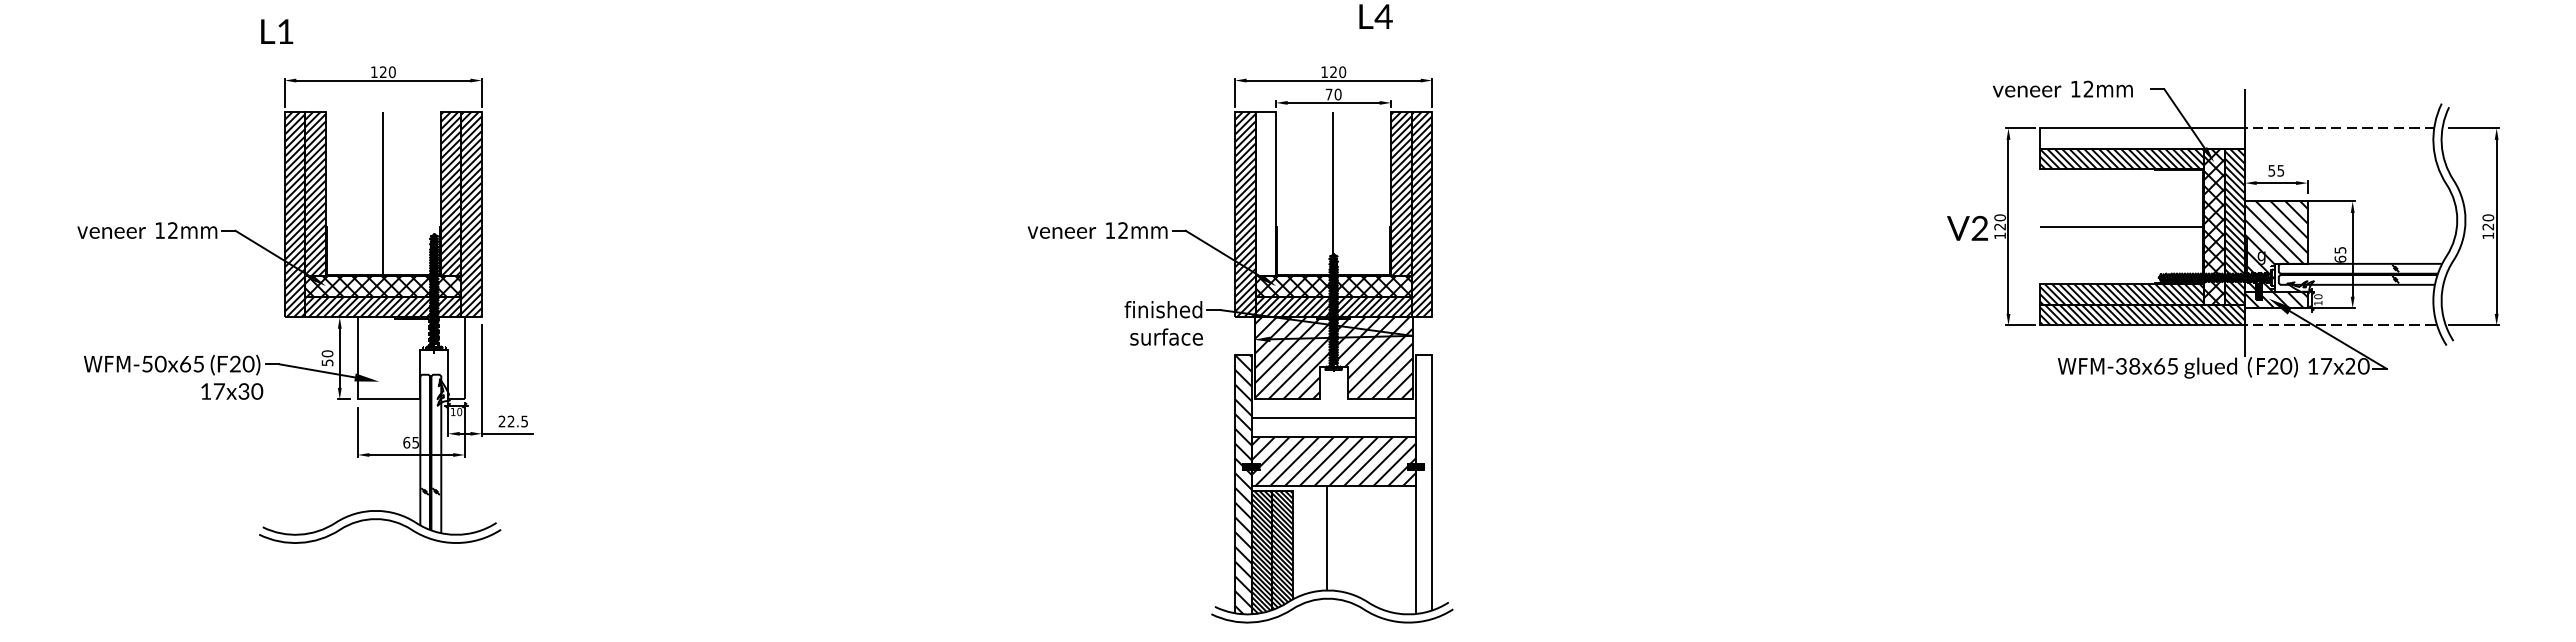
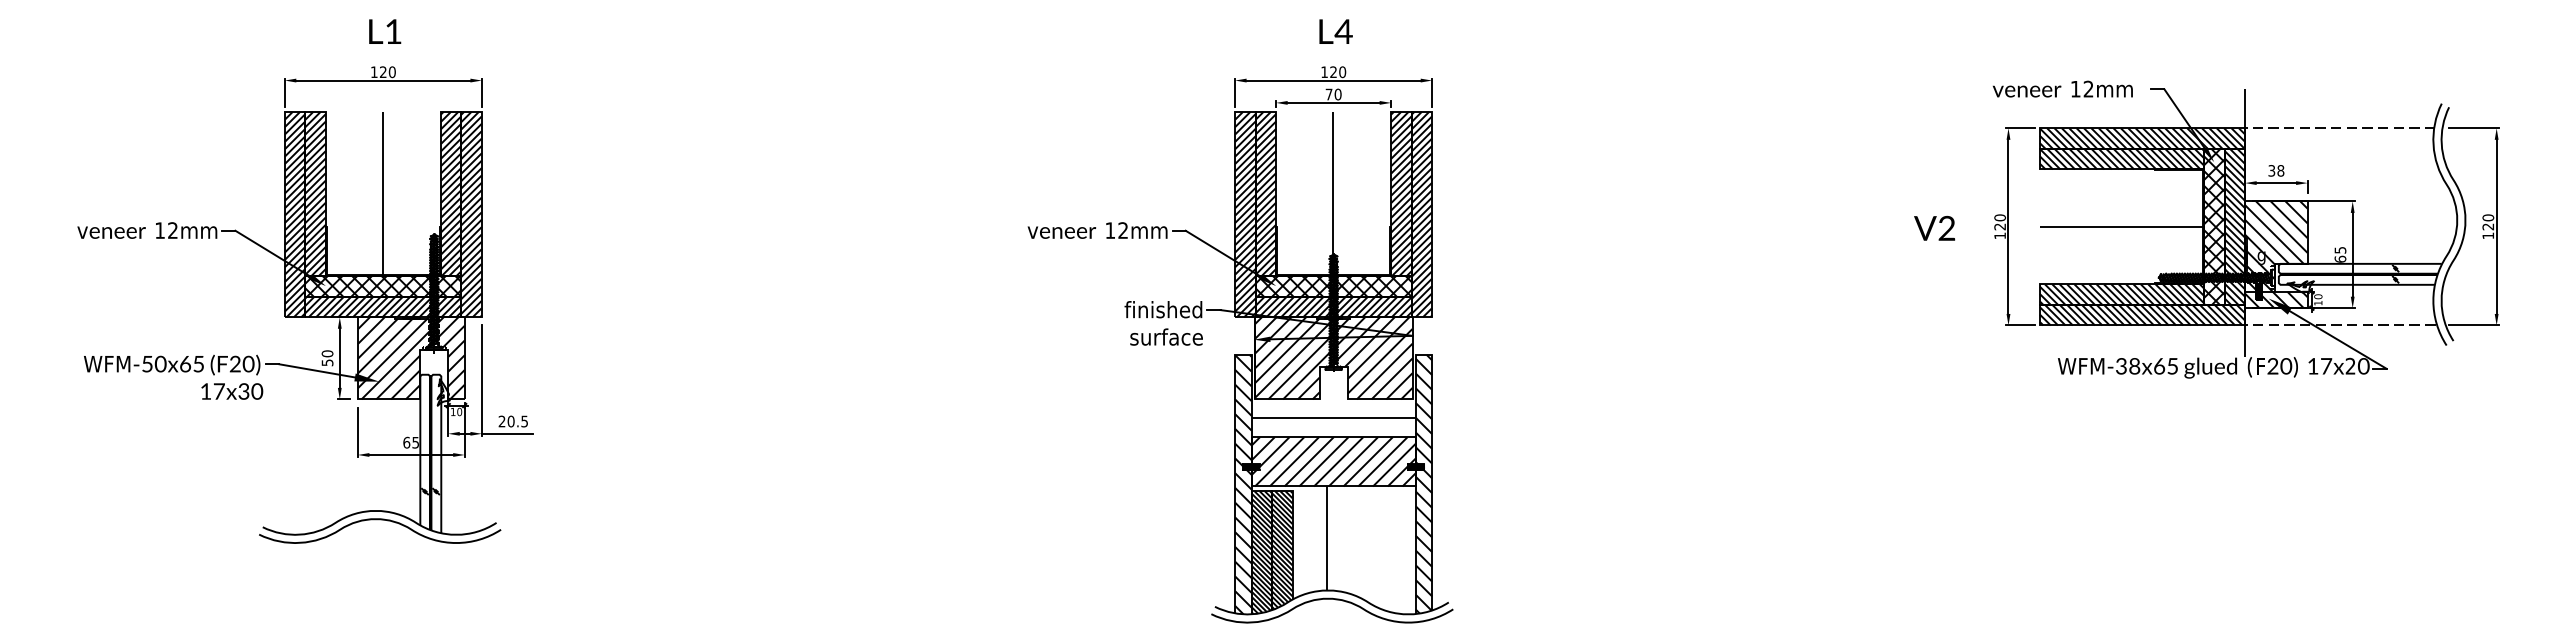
text position: (1375, 16) -> (1335, 31) (1335, 31)
text position: (277, 31) -> (385, 31) (385, 31)
hatch: none -> present (2142, 138)
text: 55 -> 38 (2276, 170)
hatch: none -> present (1265, 193)
text position: (1967, 227) -> (1934, 227) (1934, 227)
hatch: none -> present (410, 358)
text: 22.5 -> 20.5 (510, 421)
hatch: none -> present (1423, 484)
